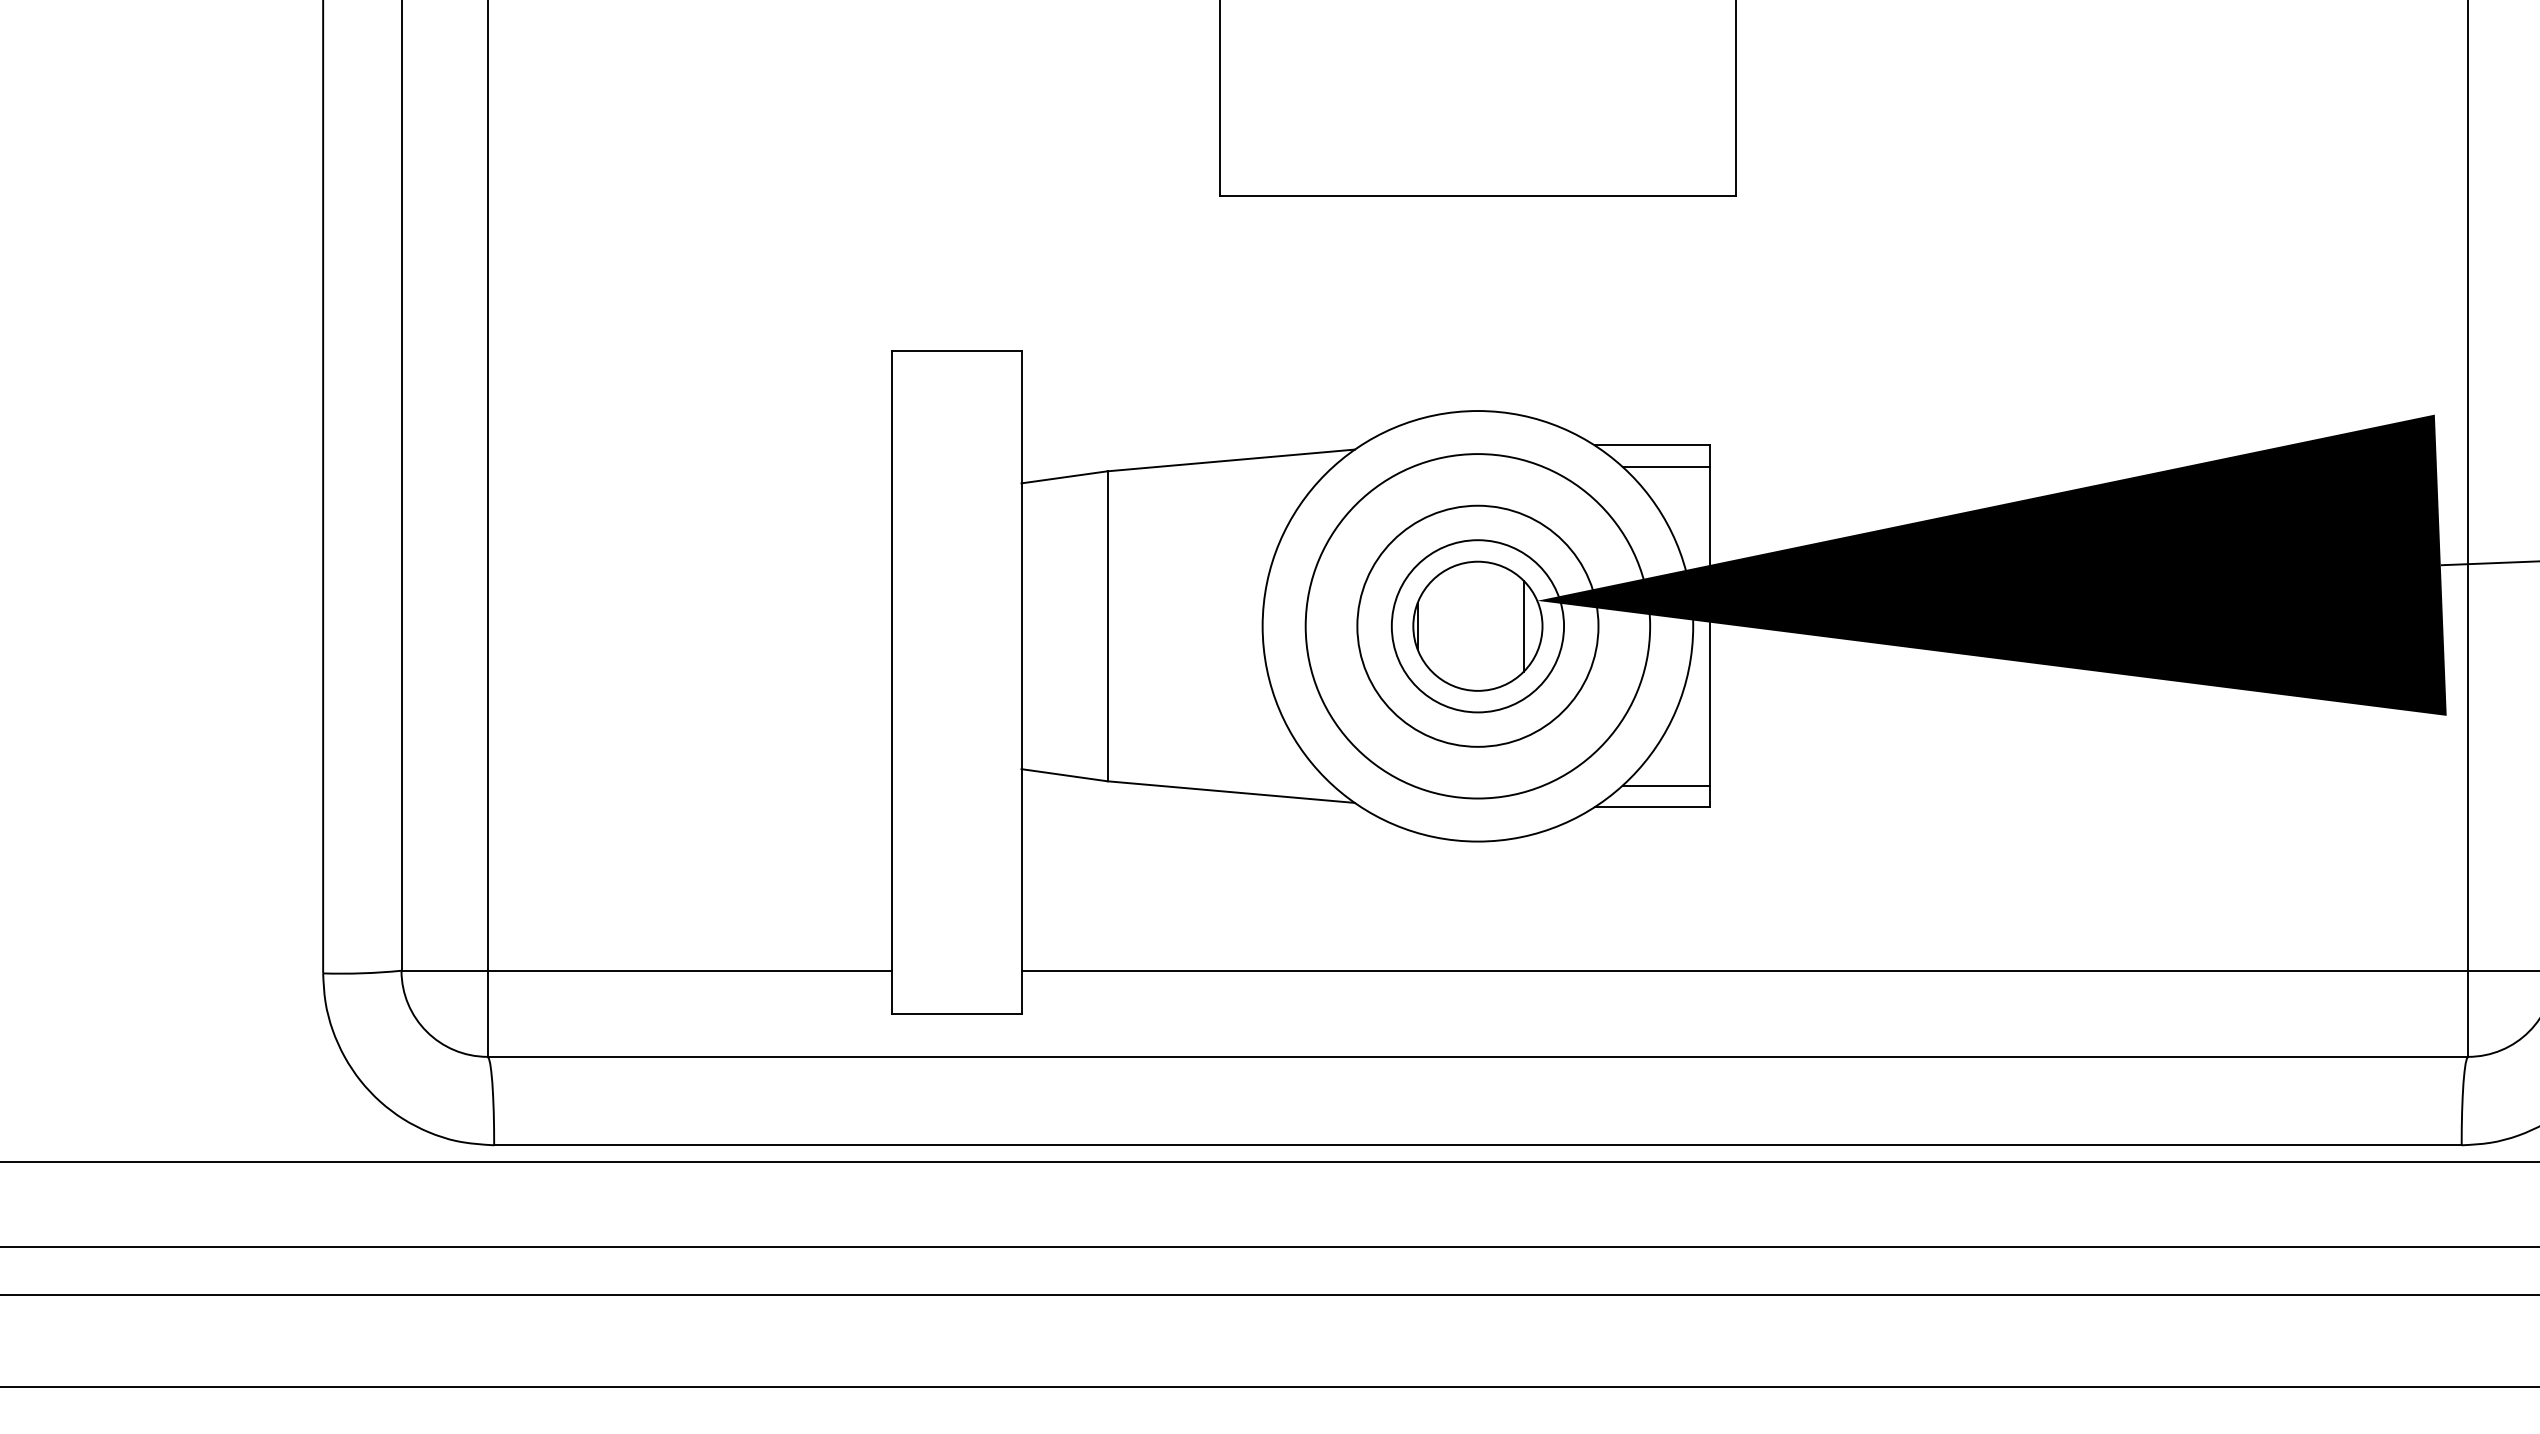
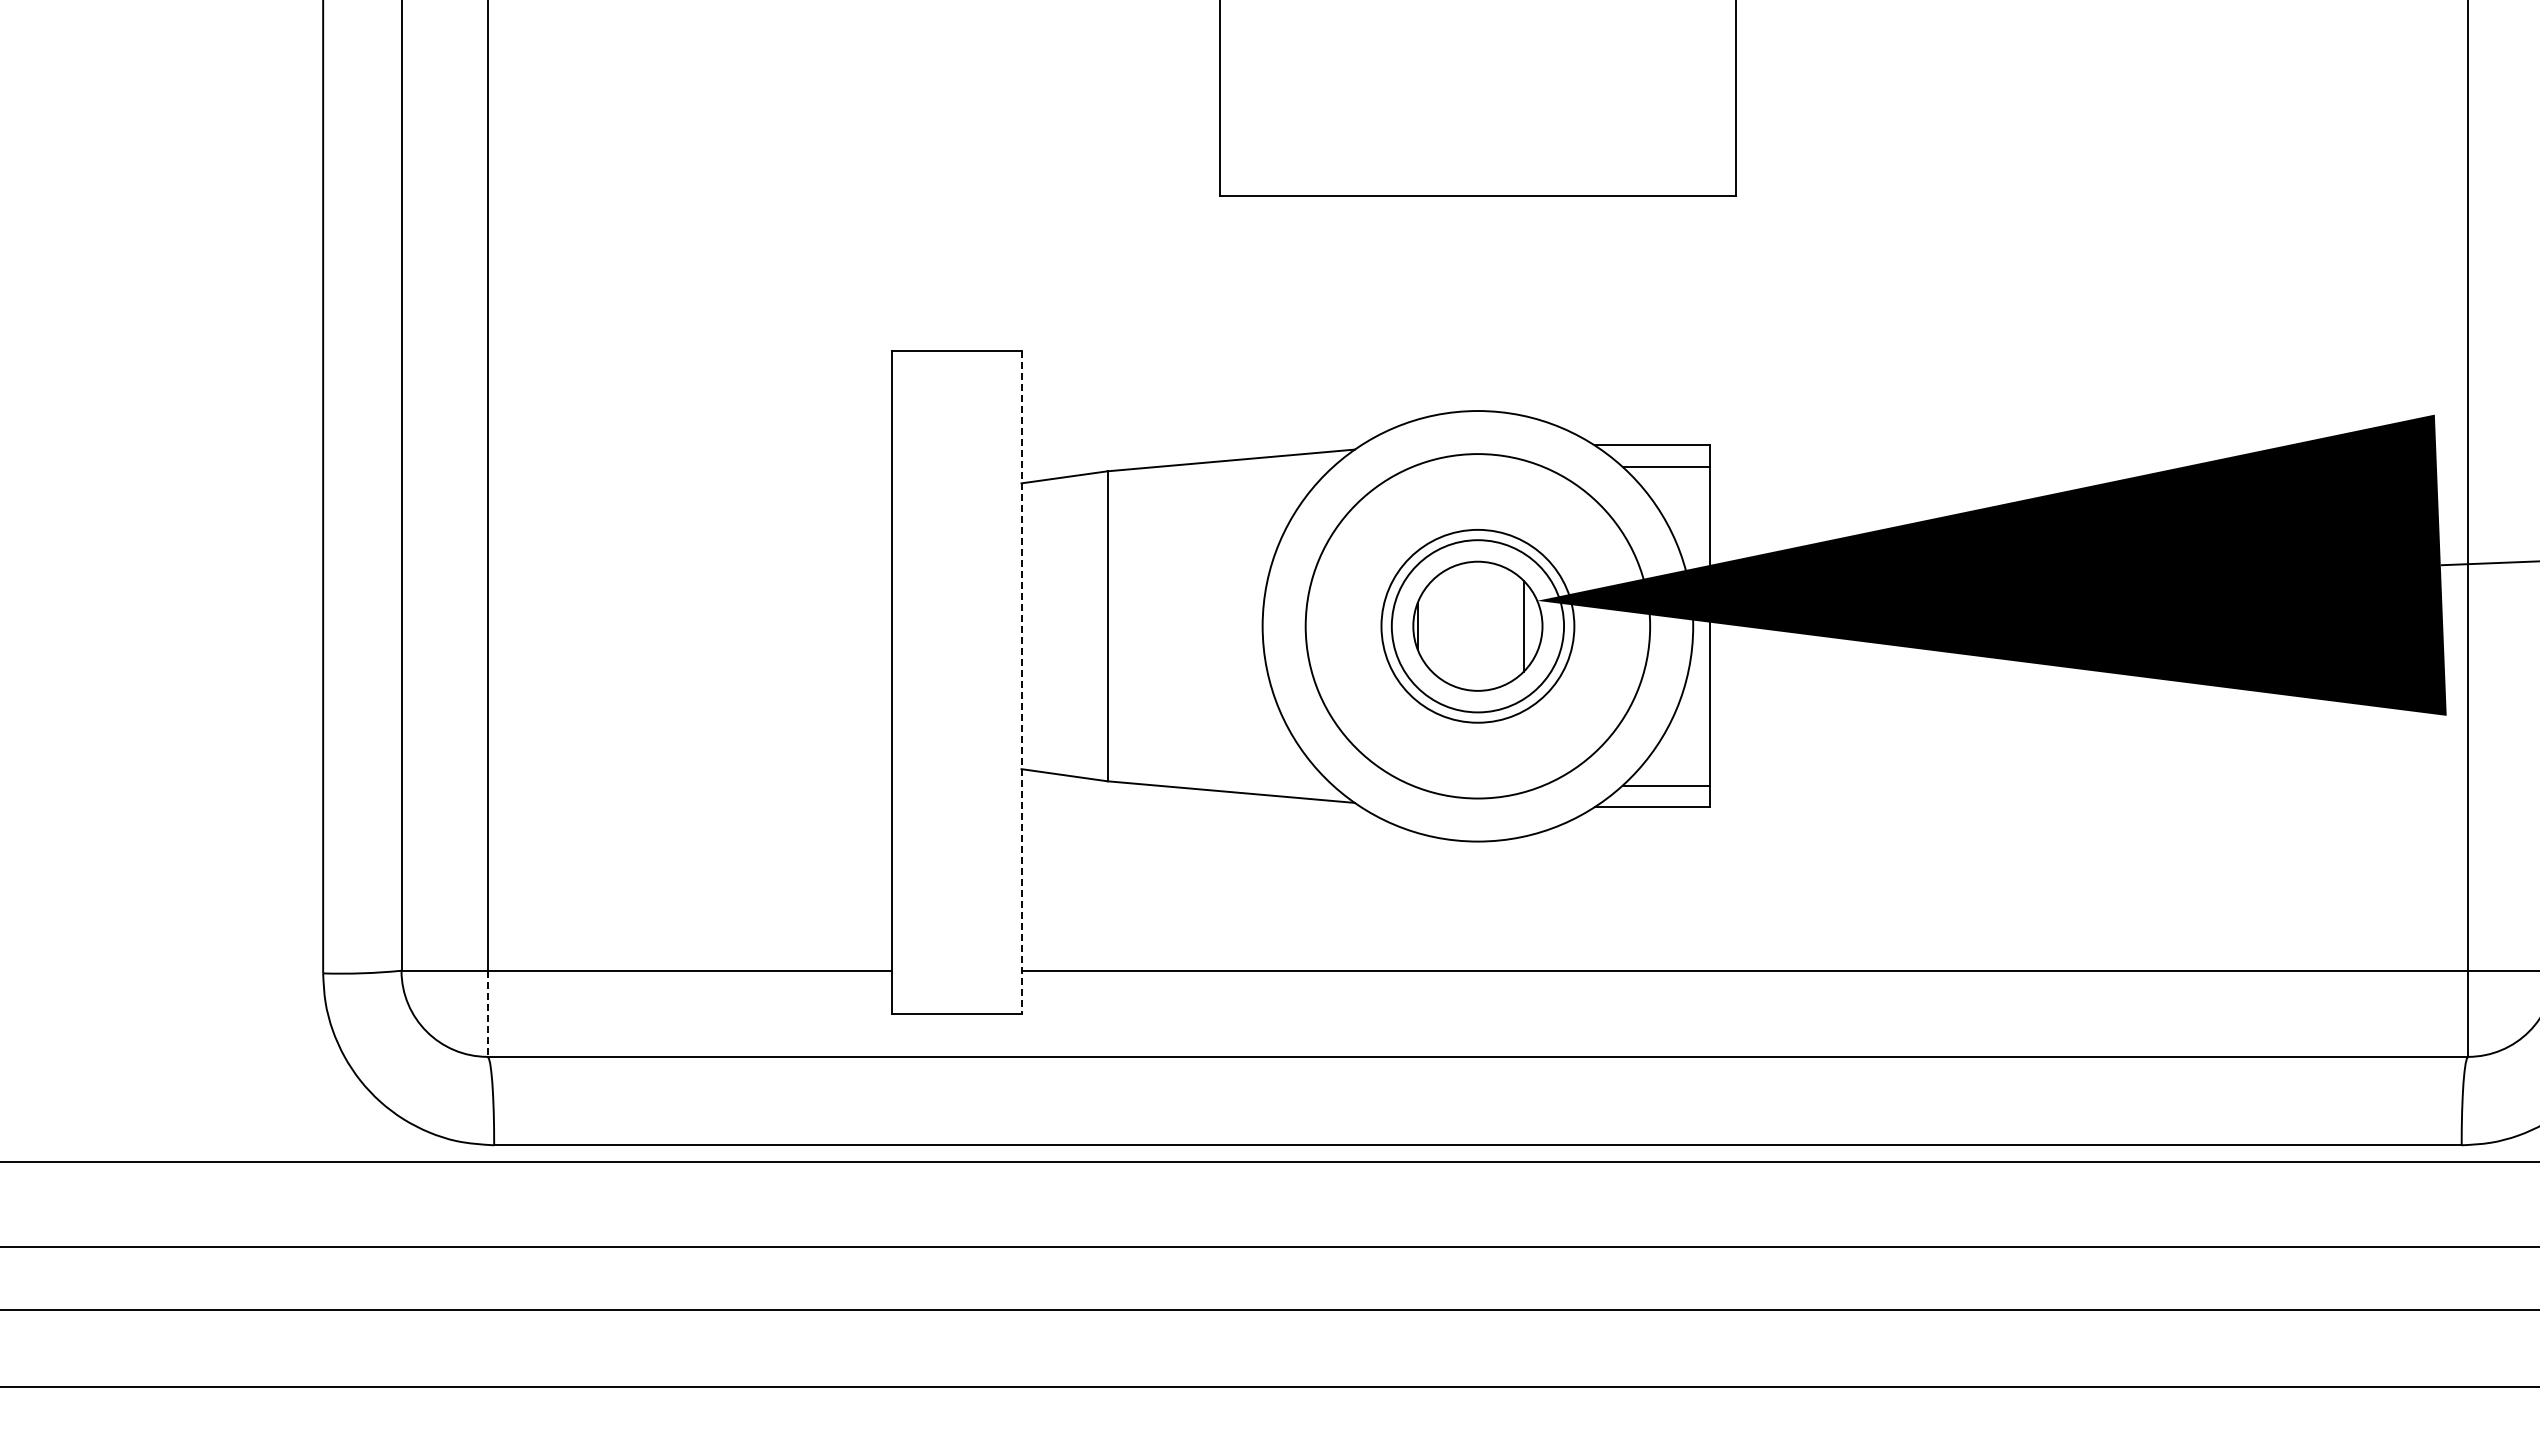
circle diameter: 241 px -> 193 px (1477, 625)
line: solid -> dashed (1021, 682)
line: solid -> dashed (487, 1014)
line position: (1269, 1294) -> (1269, 1309) (1269, 1309)
